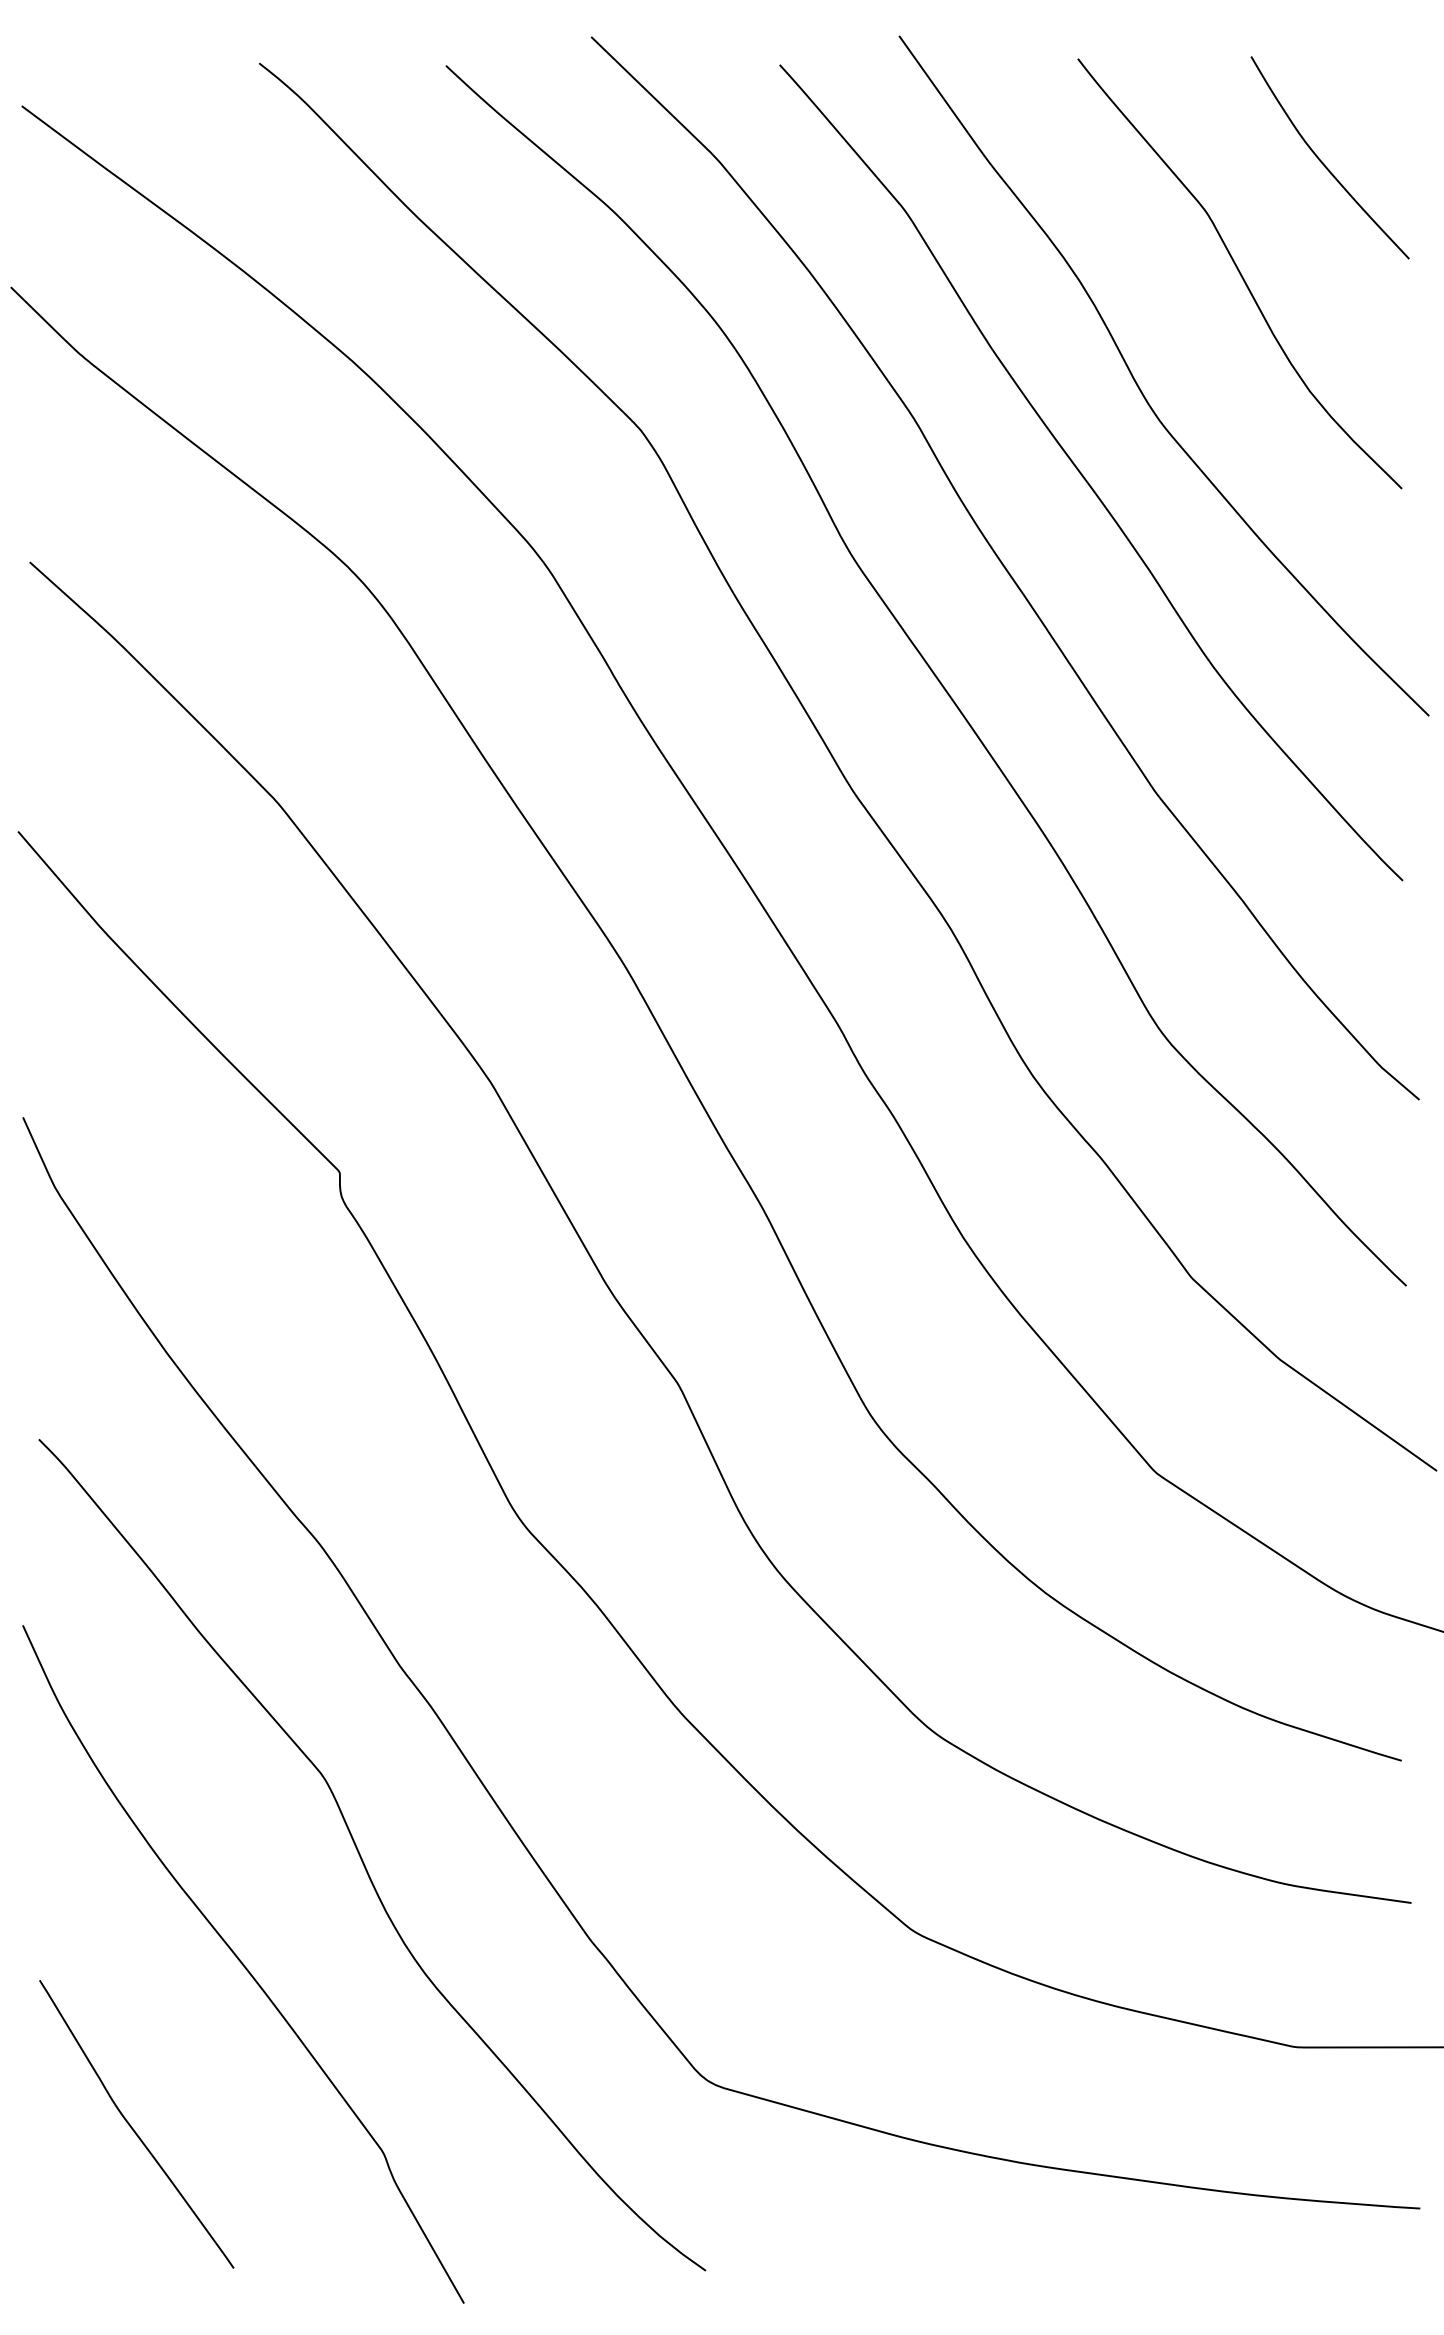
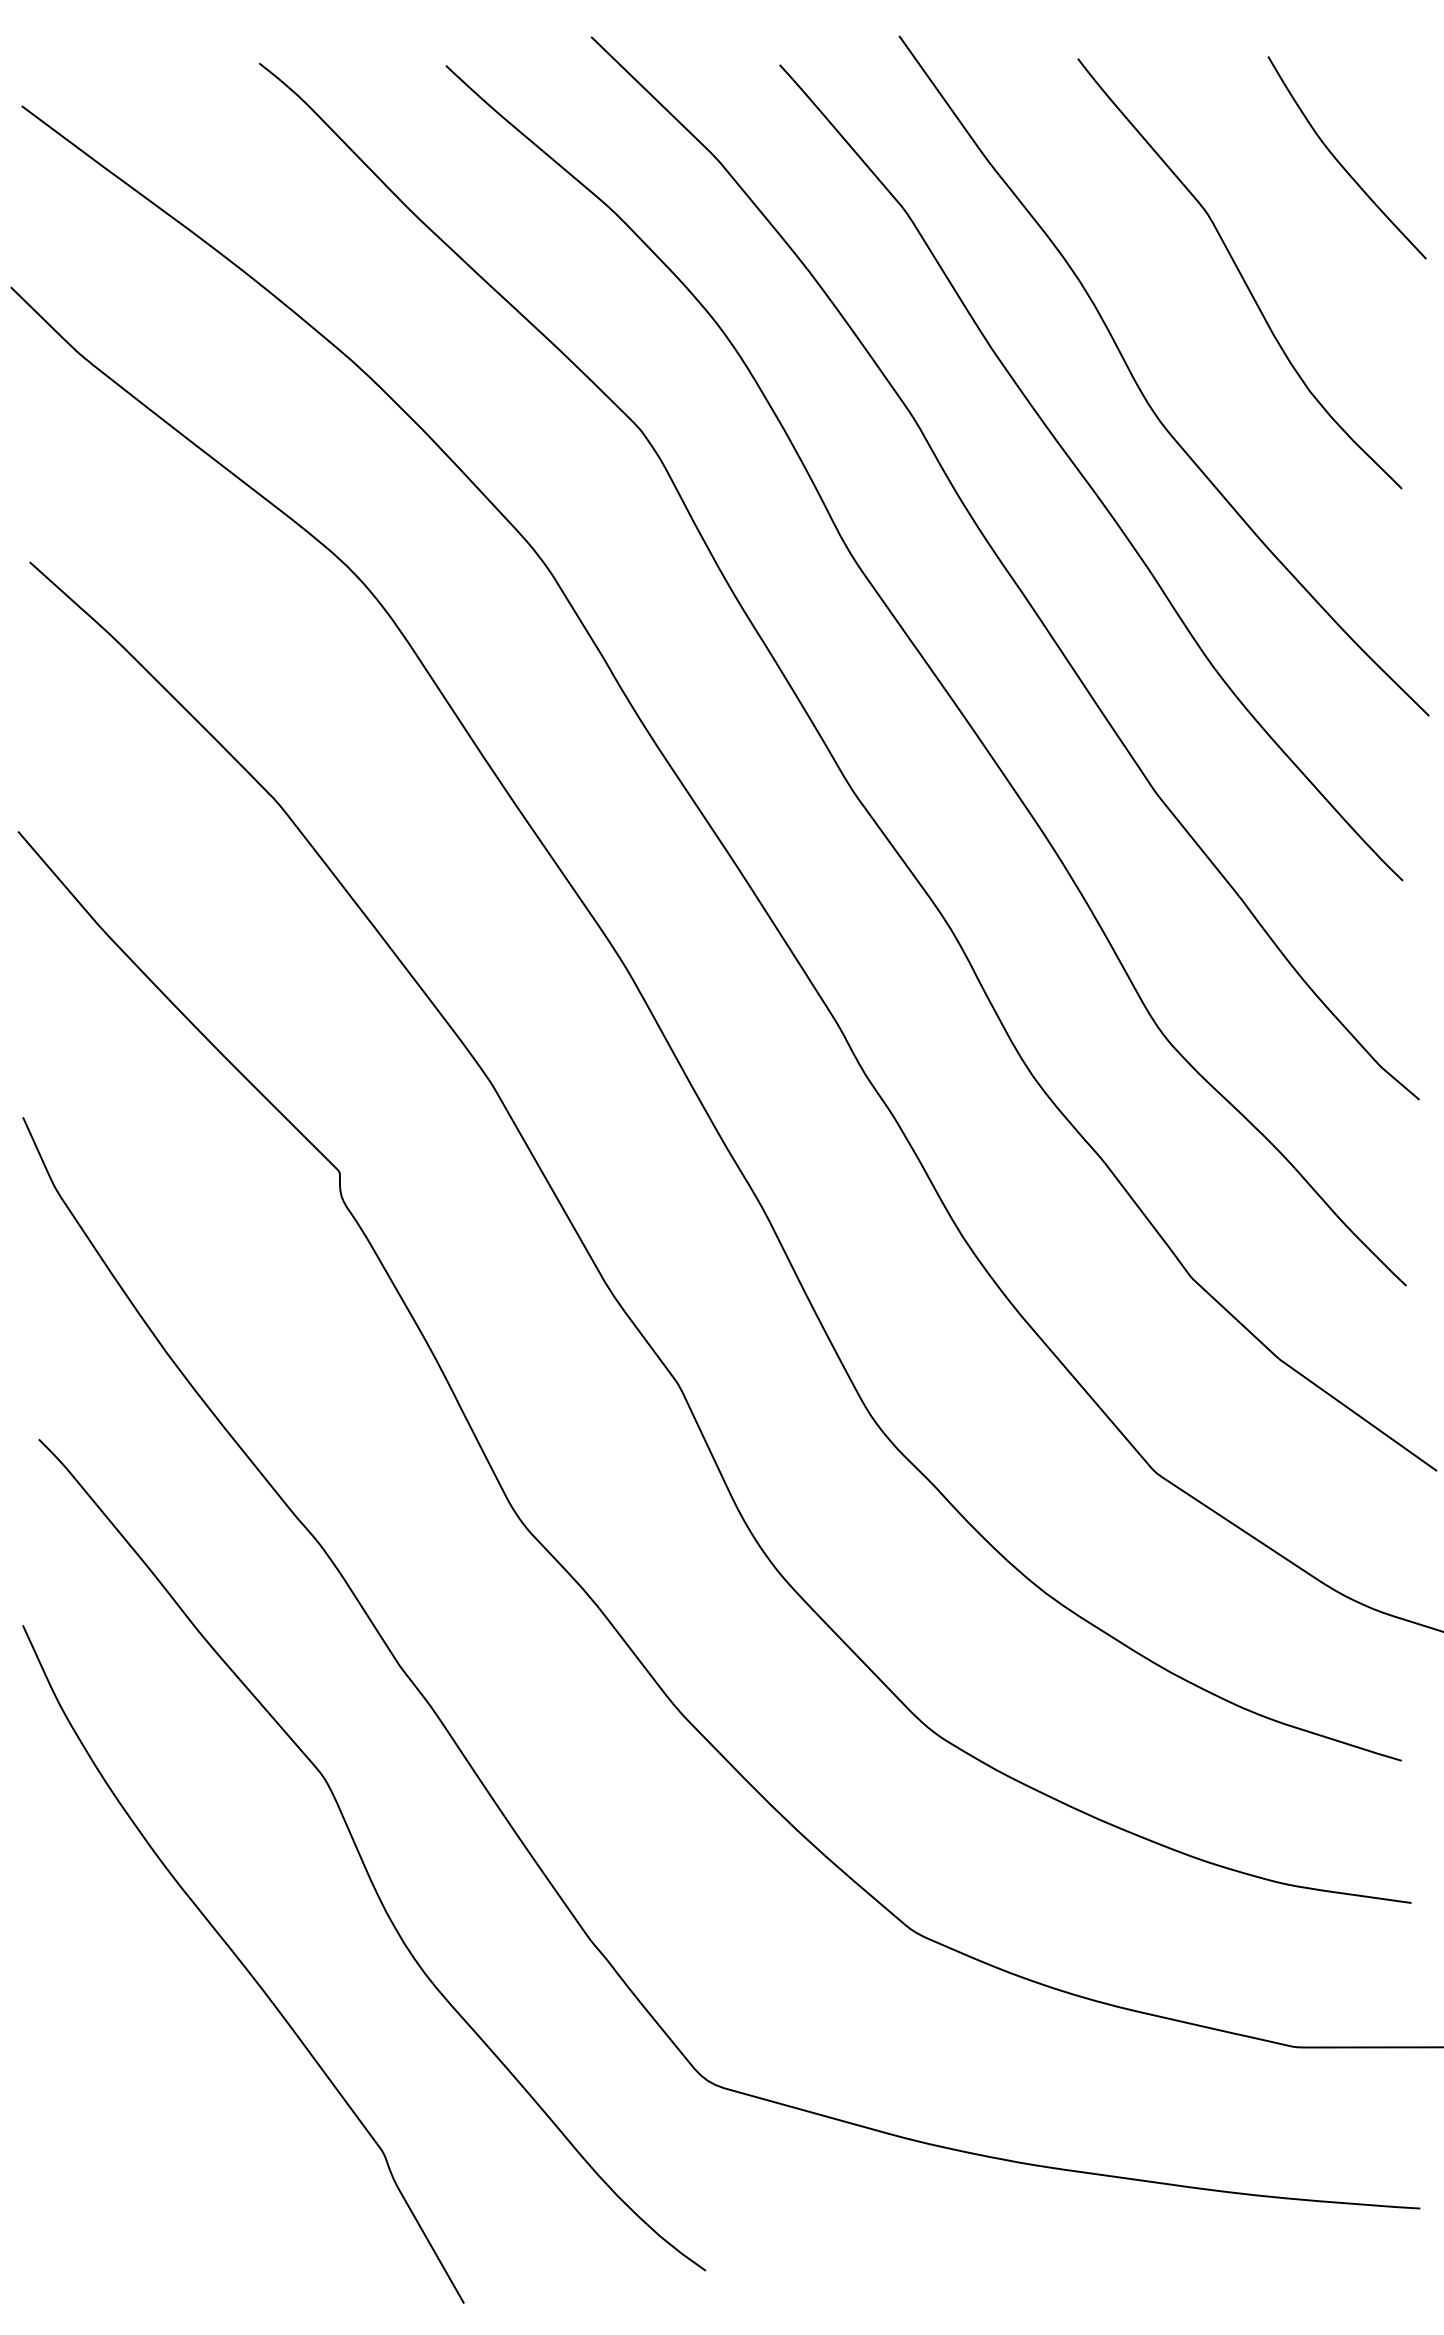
curve position: (1323, 162) -> (1340, 162) (1340, 162)
curve: present -> none (132, 2127)
